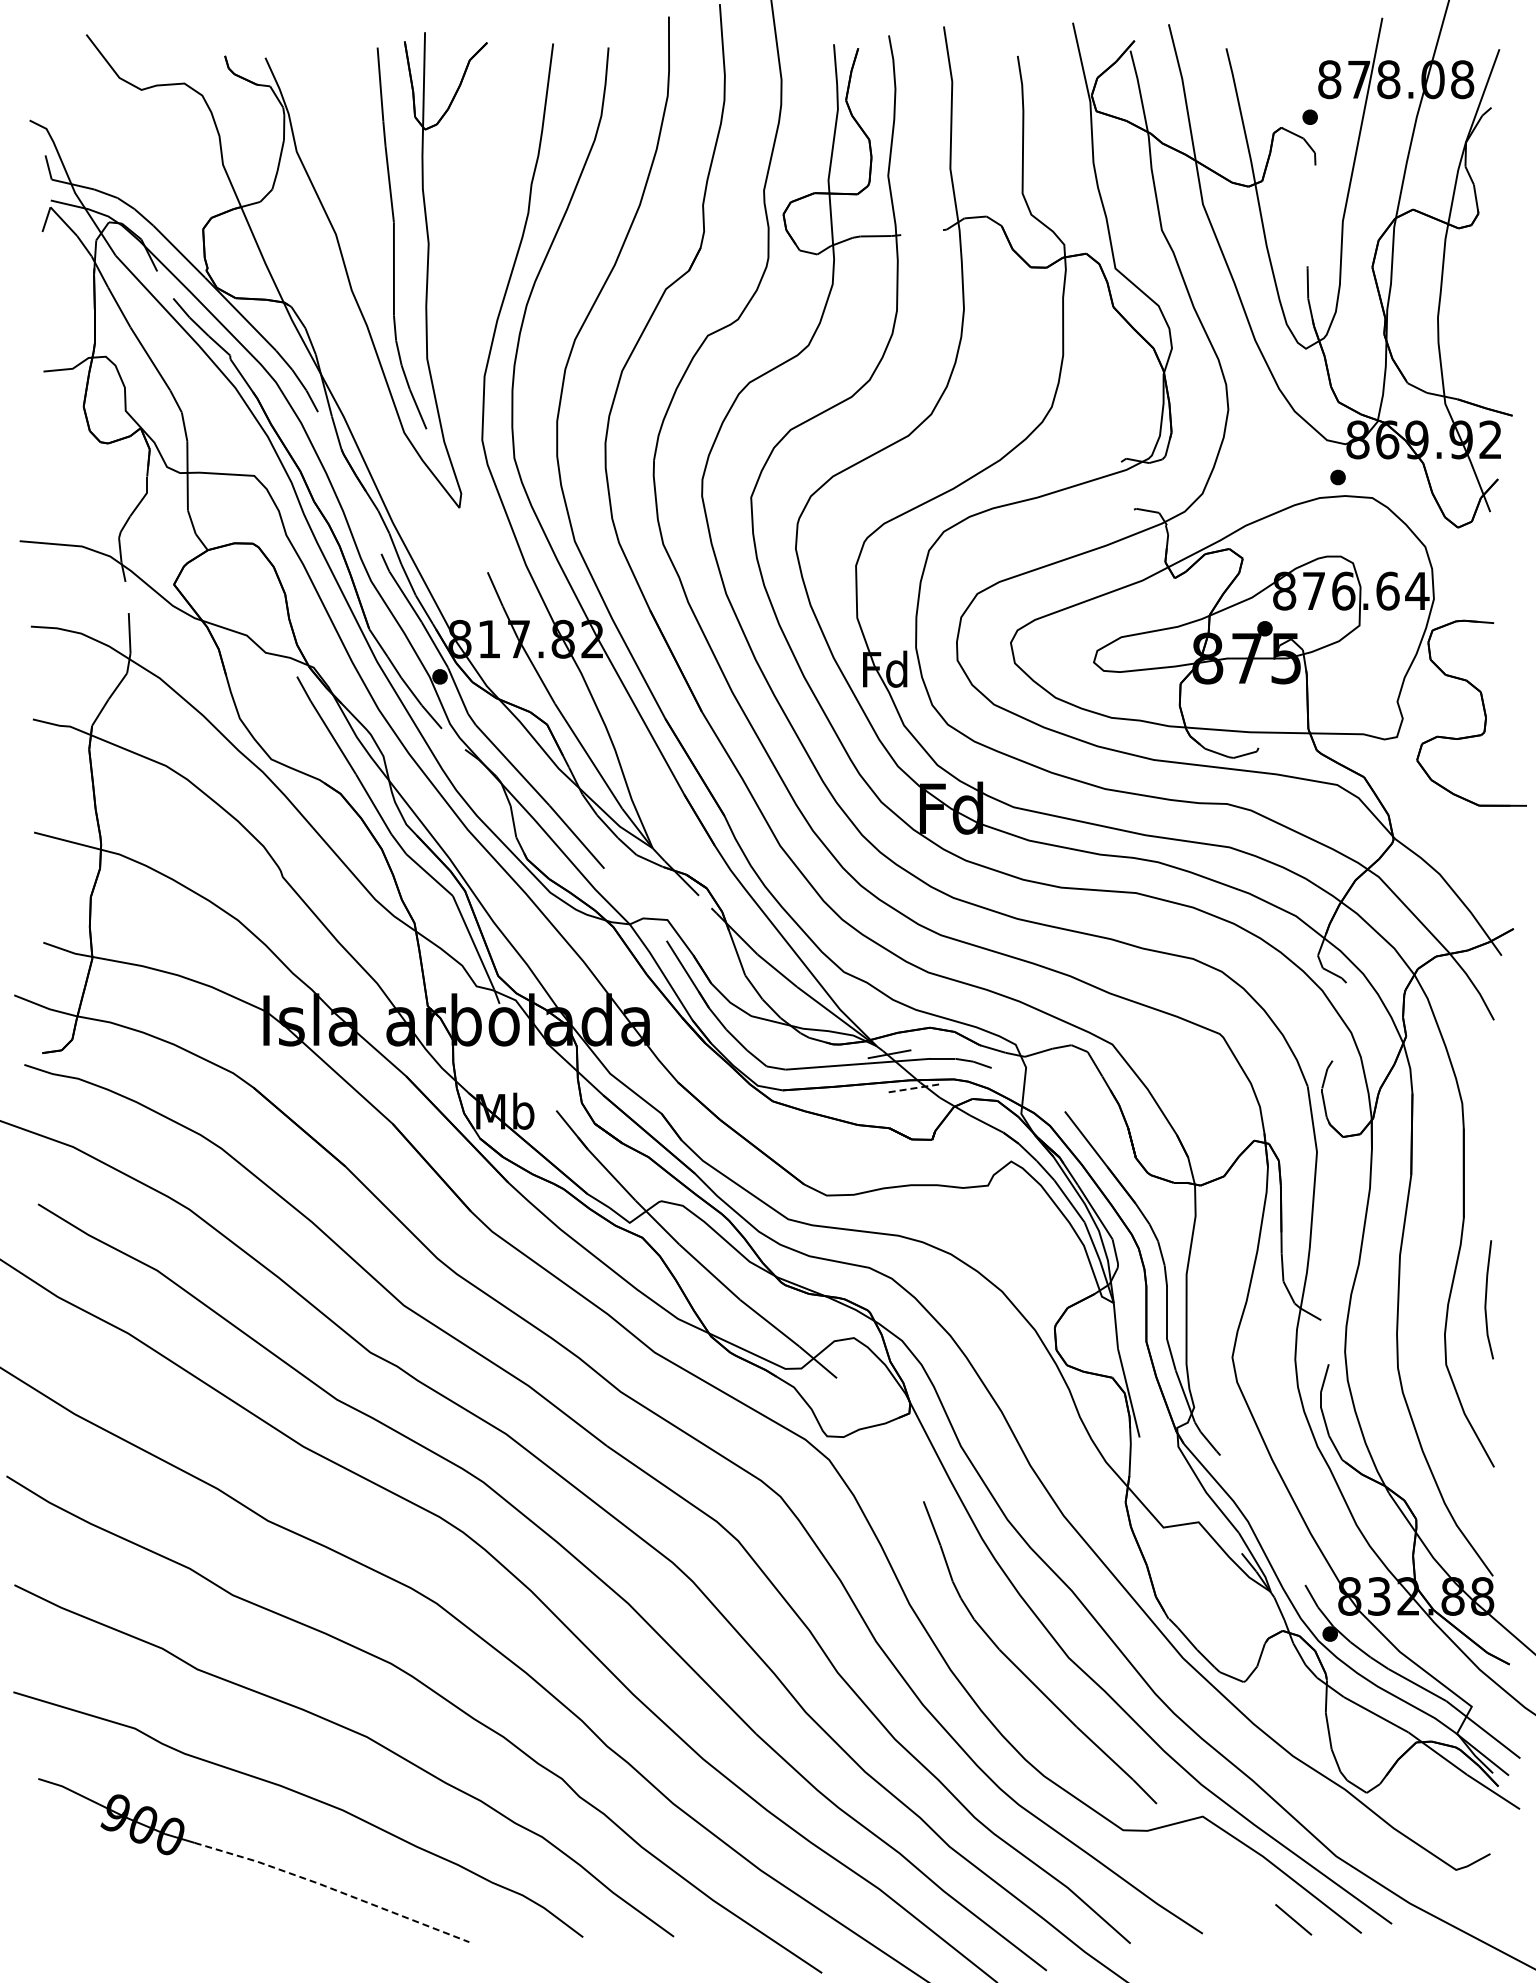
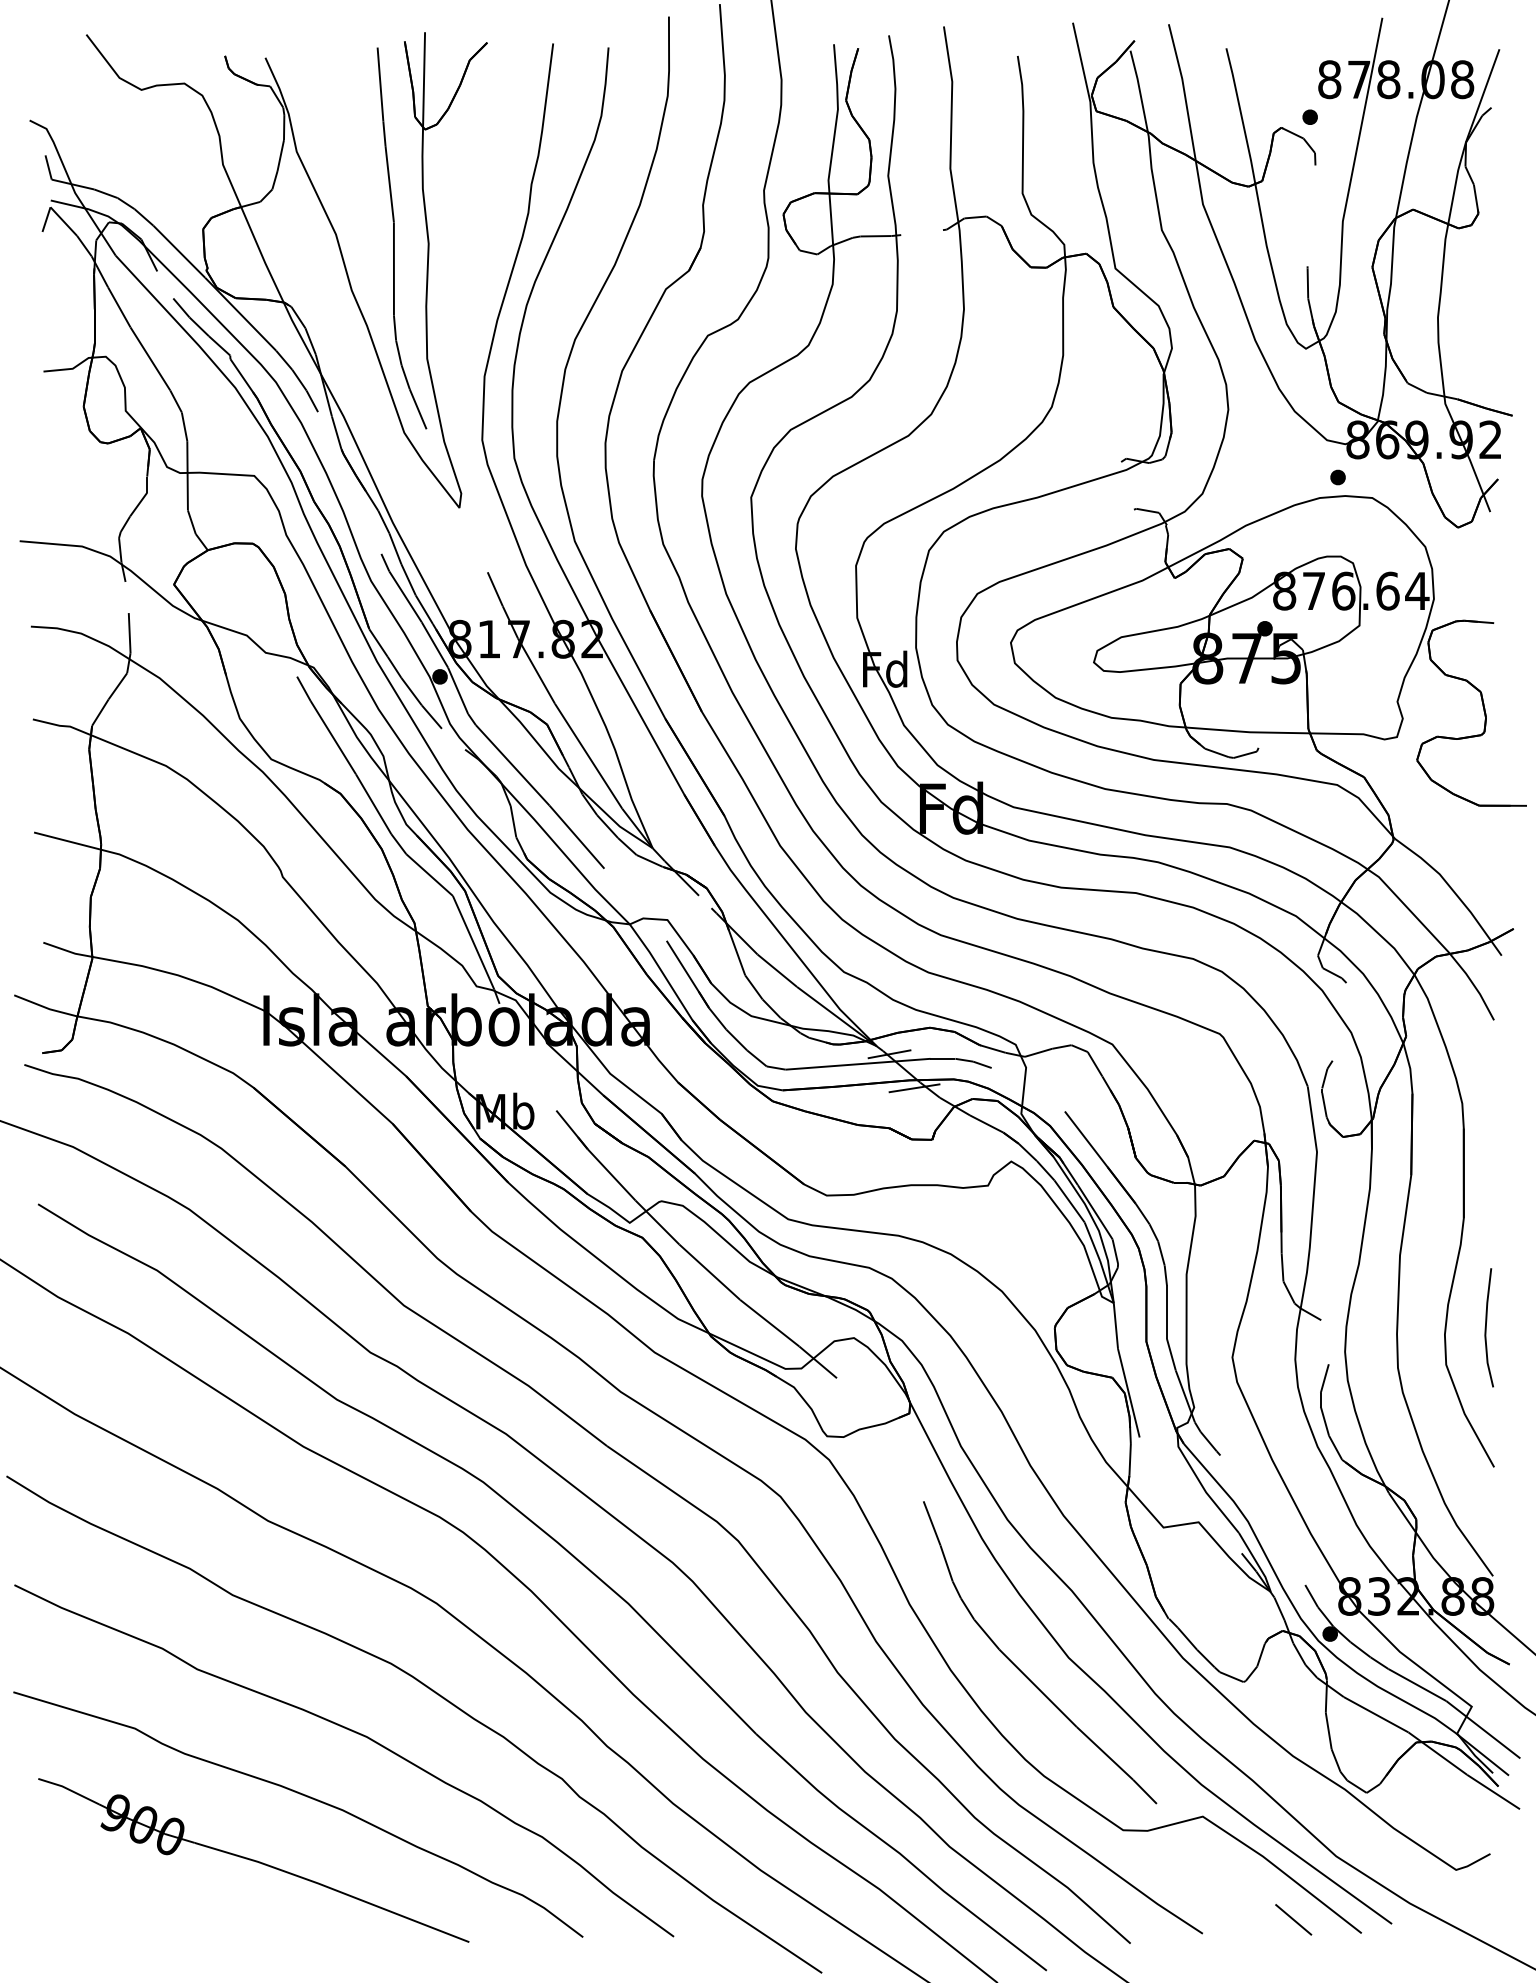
line: dashed -> solid (915, 1088)
line position: (1486, 1299) -> (1486, 1327) (1486, 1327)
line: dashed -> solid (331, 1888)
